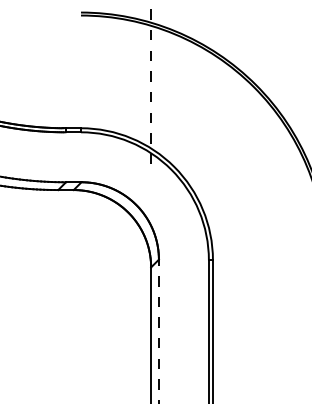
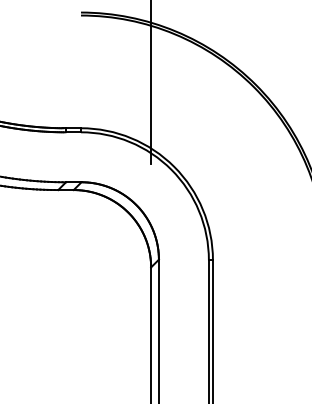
line: dashed -> solid (151, 82)
line: dashed -> solid (158, 331)
